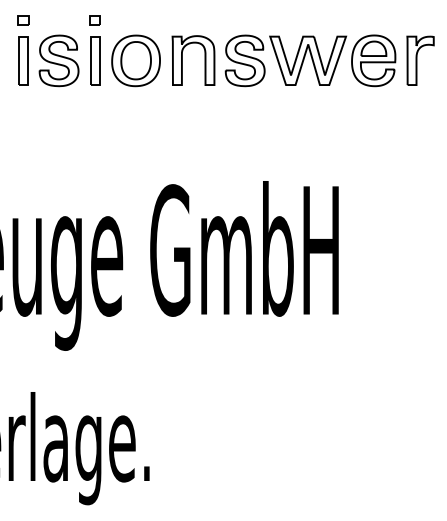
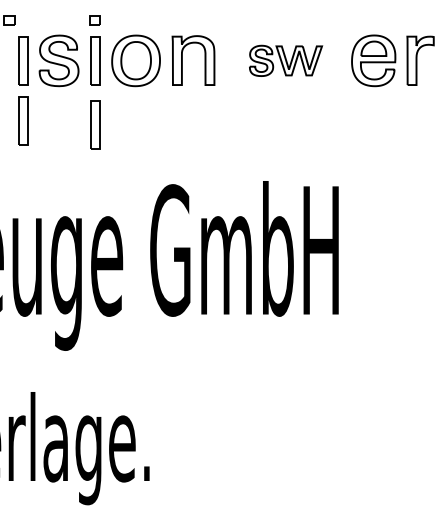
part position: (23, 20) -> (9, 20) (9, 20)
part size: 124x54 px -> 75x33 px (286, 60)
part: none -> present (23, 120)
part: none -> present (95, 124)
